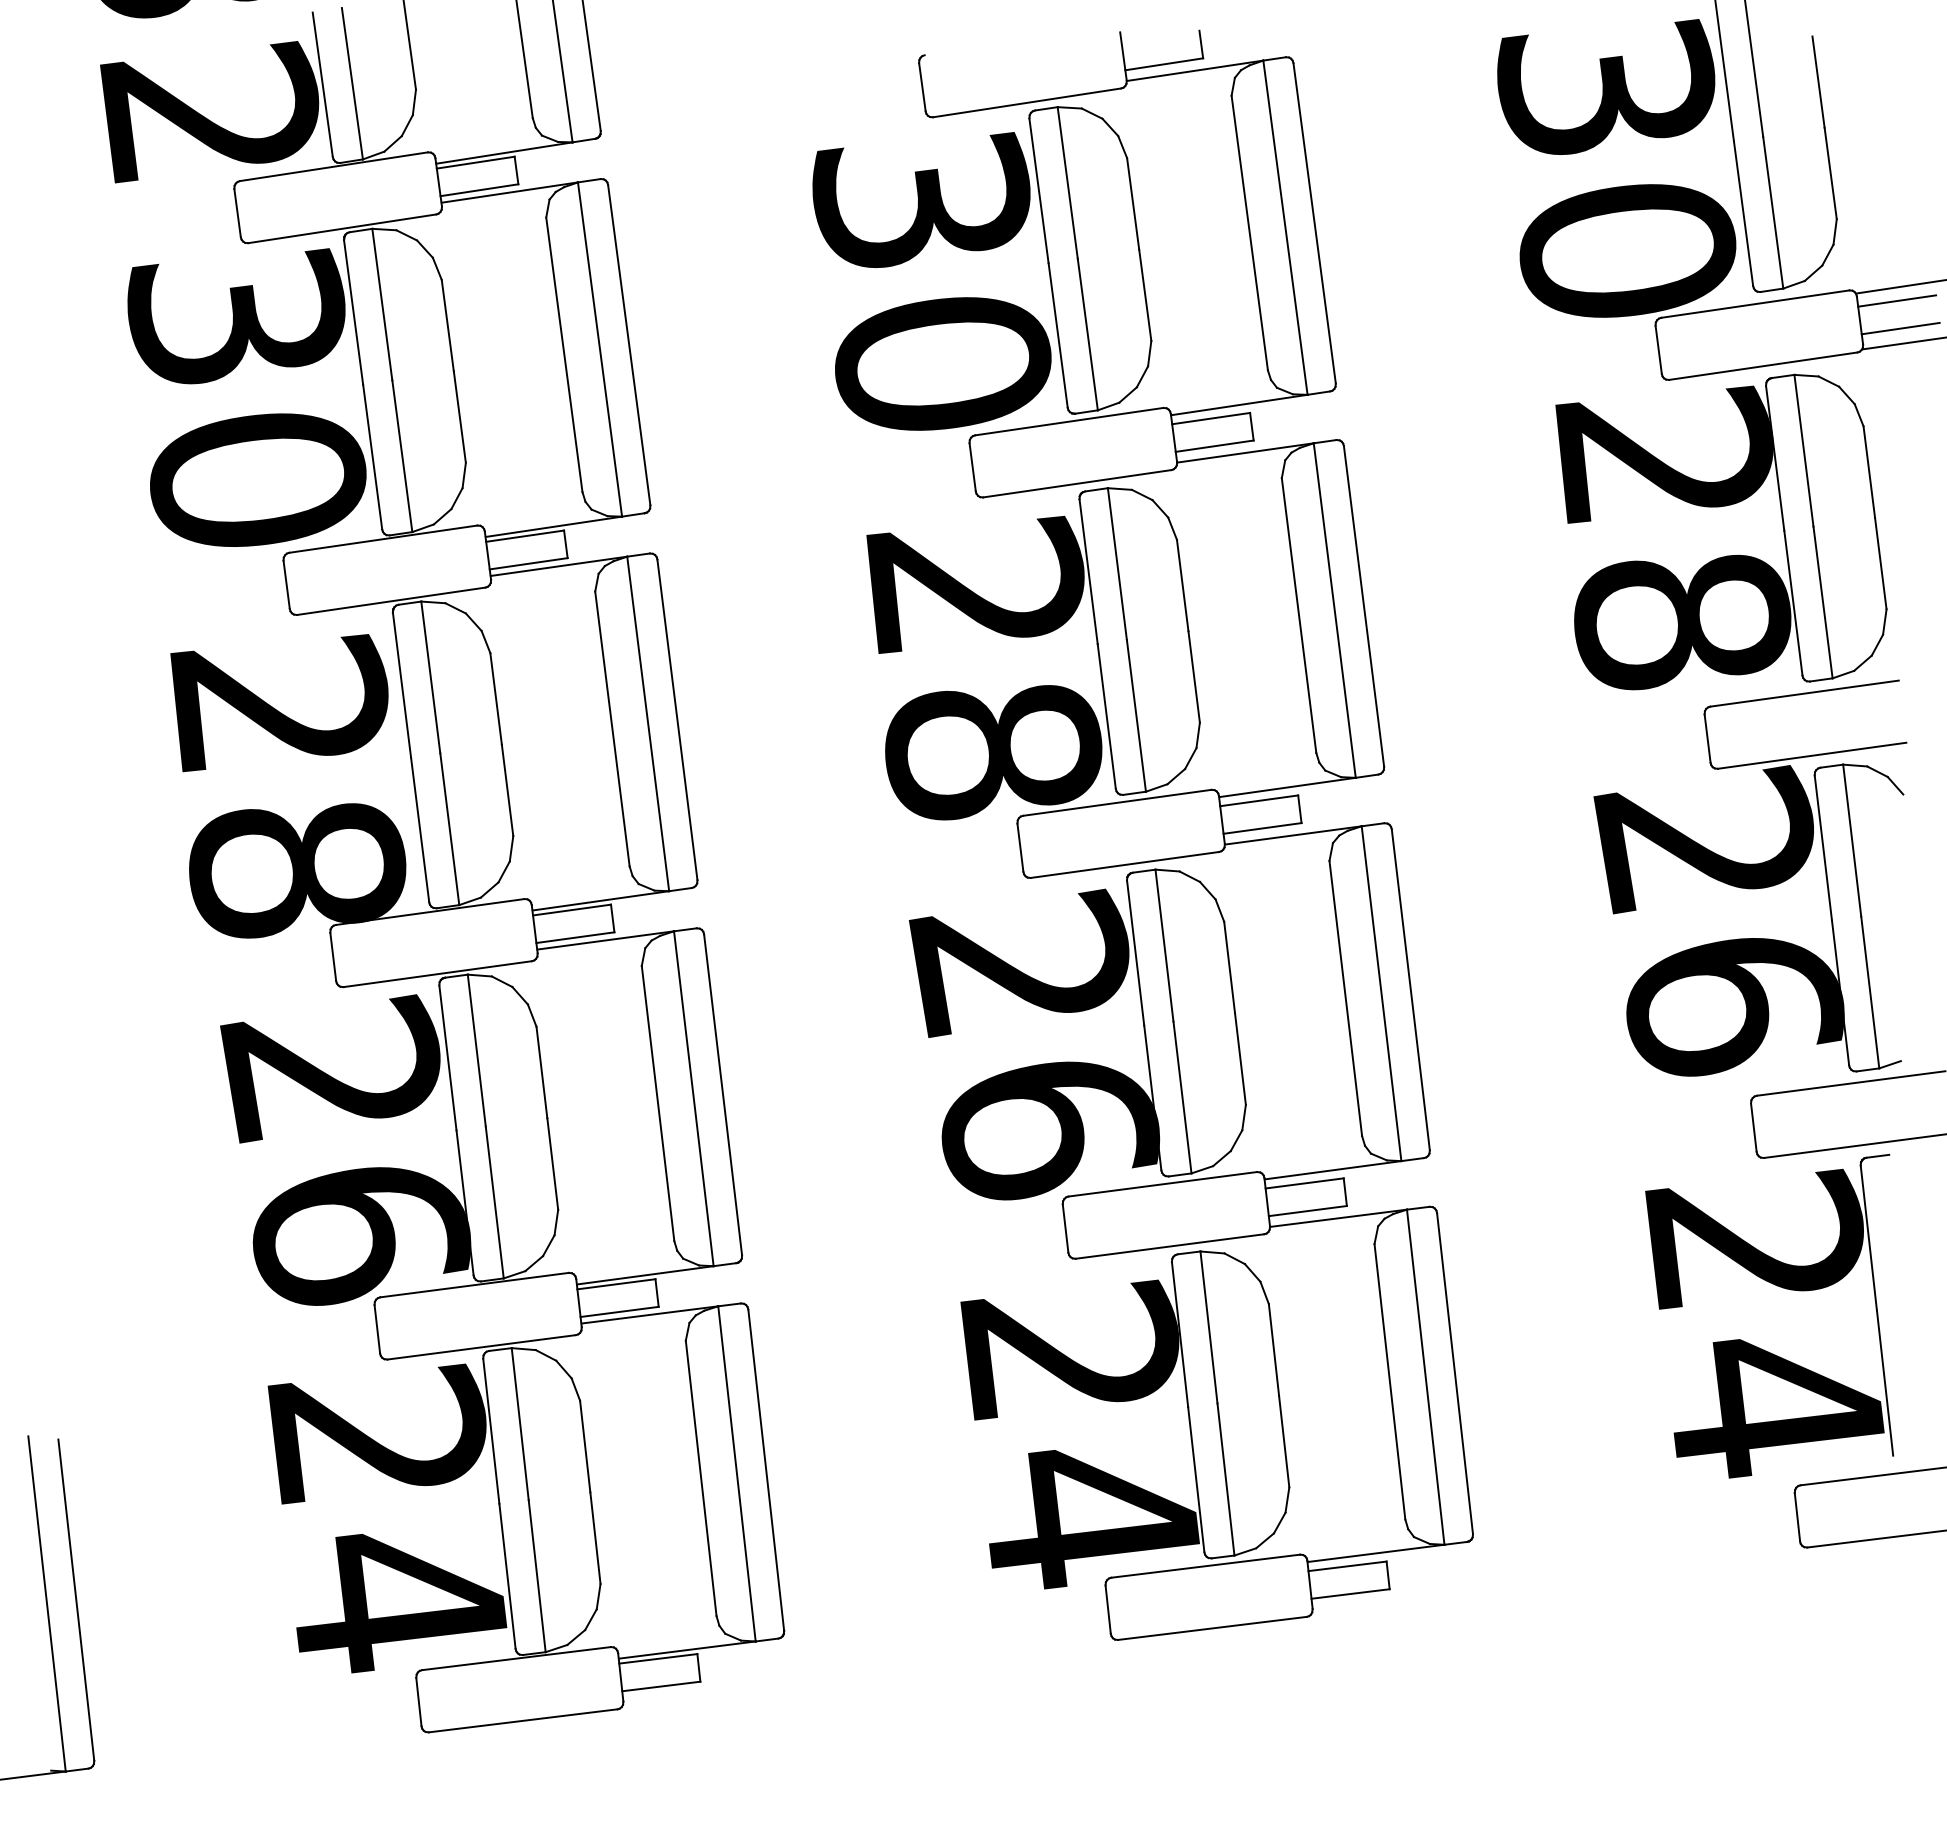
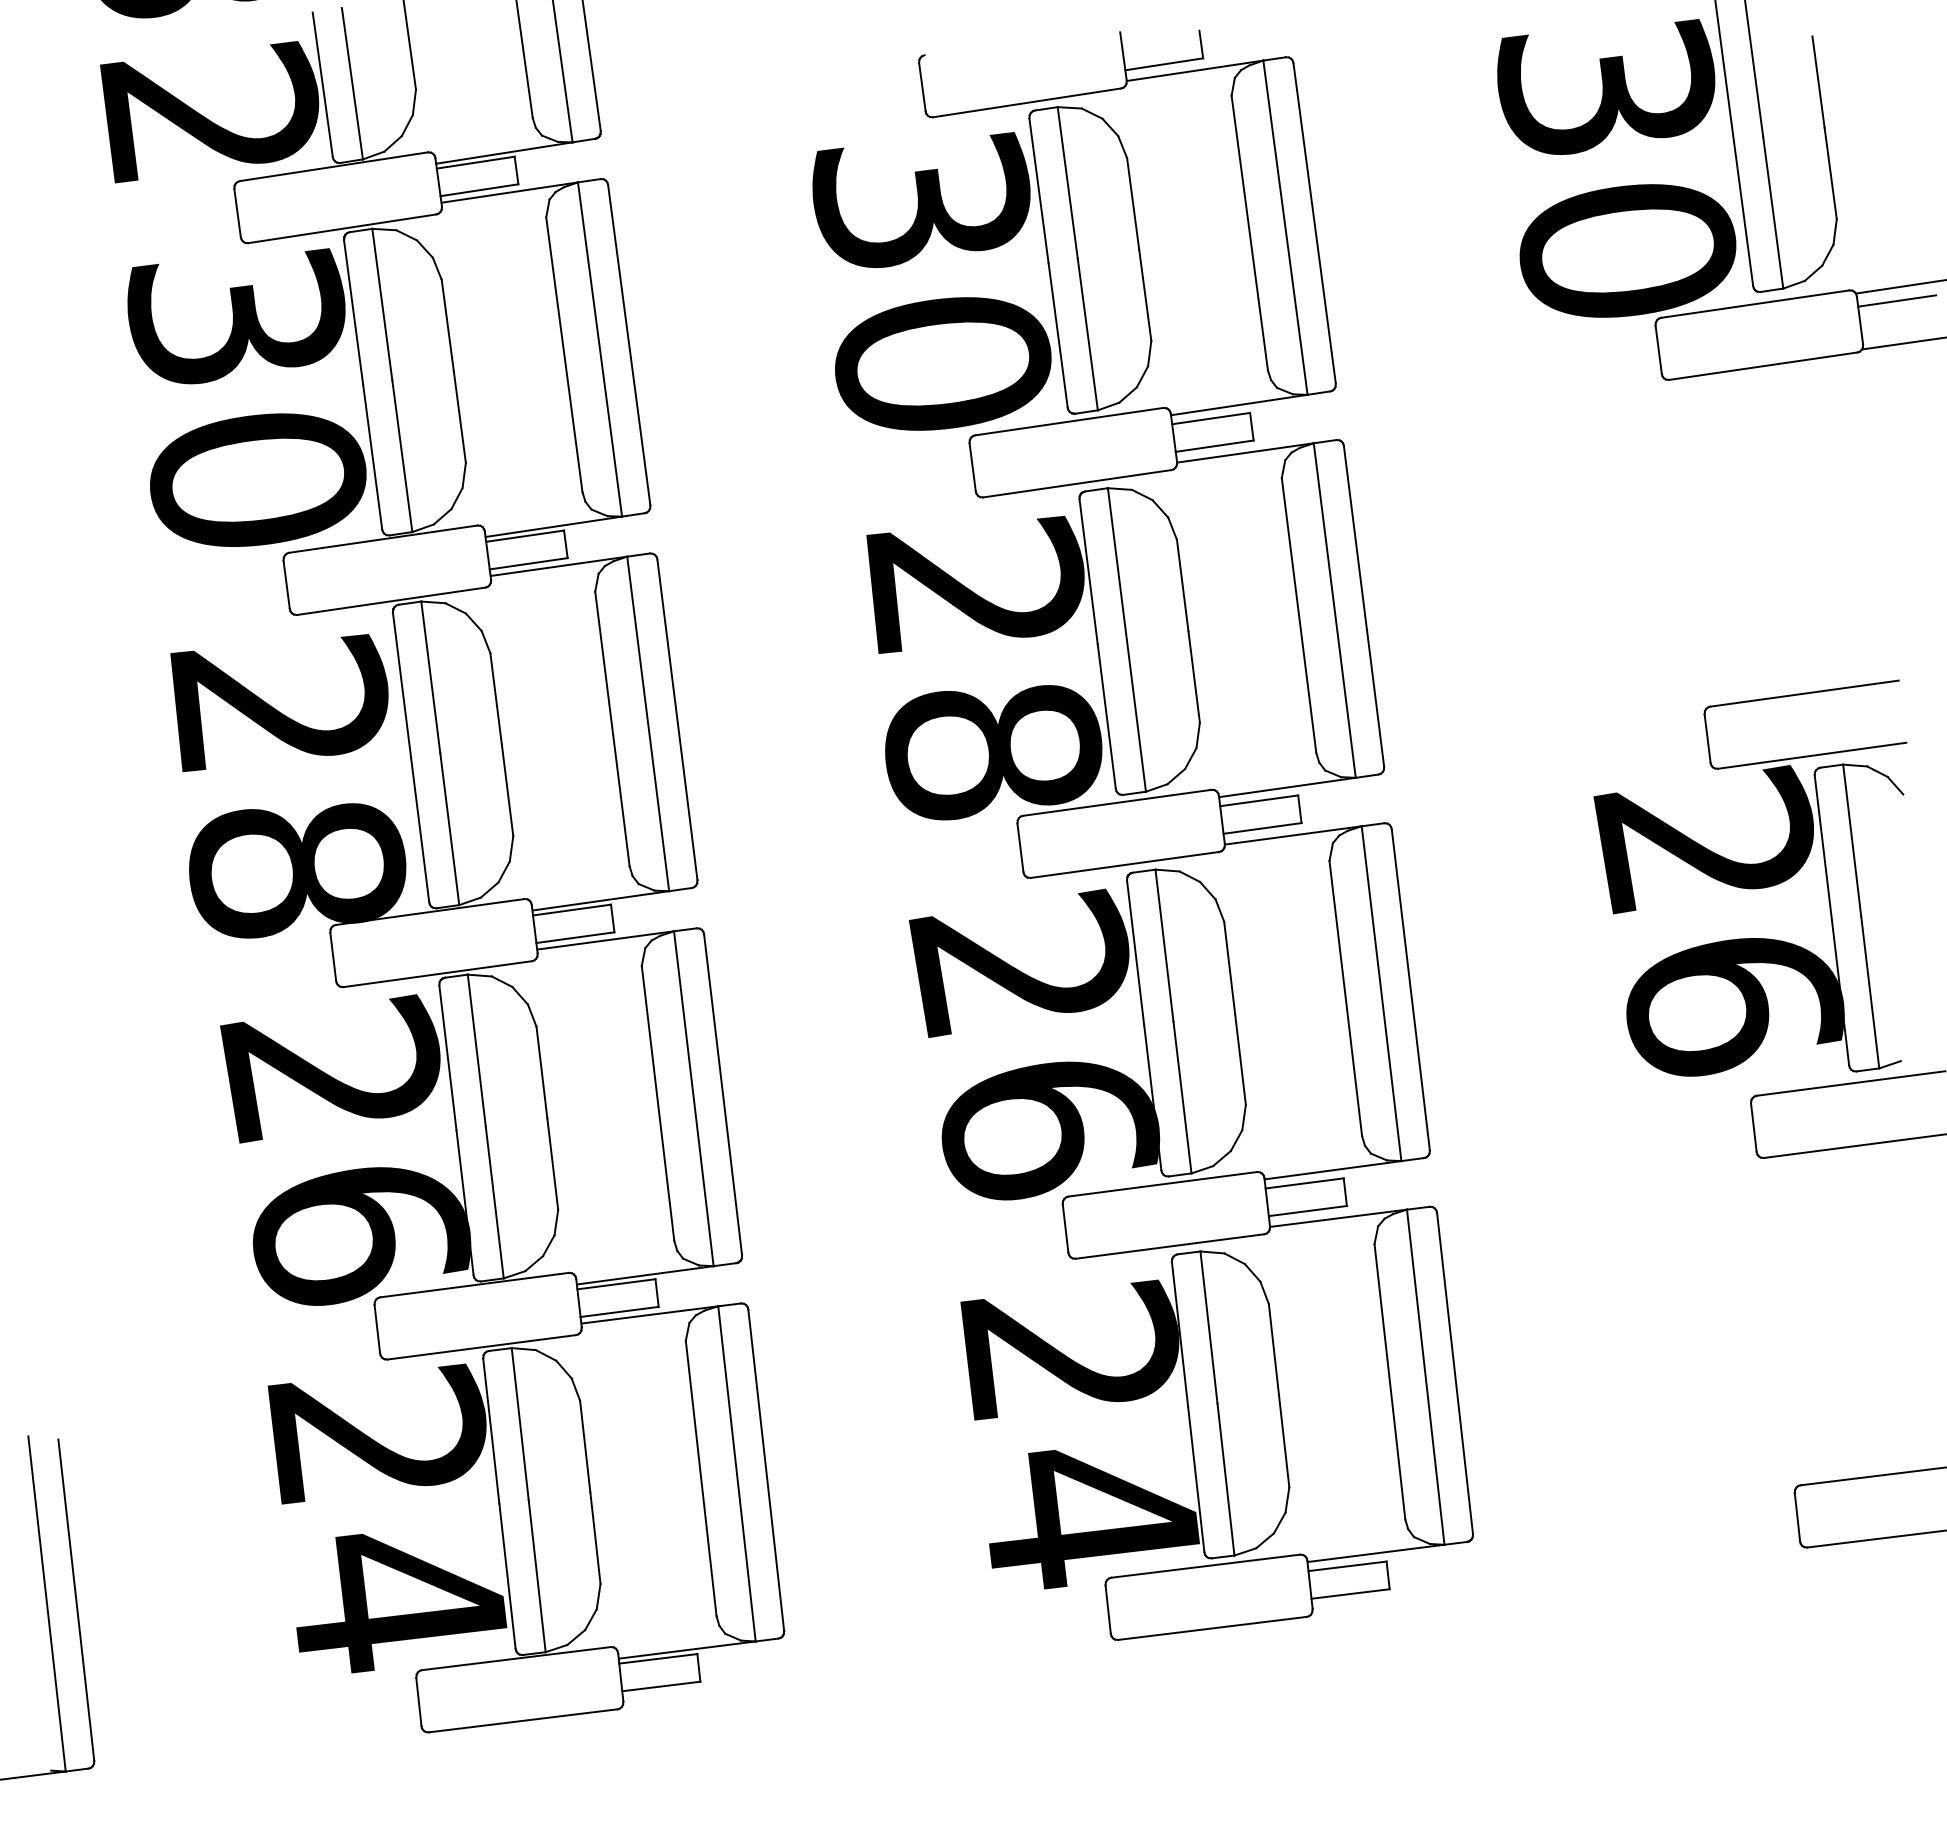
line: present -> none (1900, 328)
part: present -> none (1720, 507)
part: present -> none (1782, 1288)
